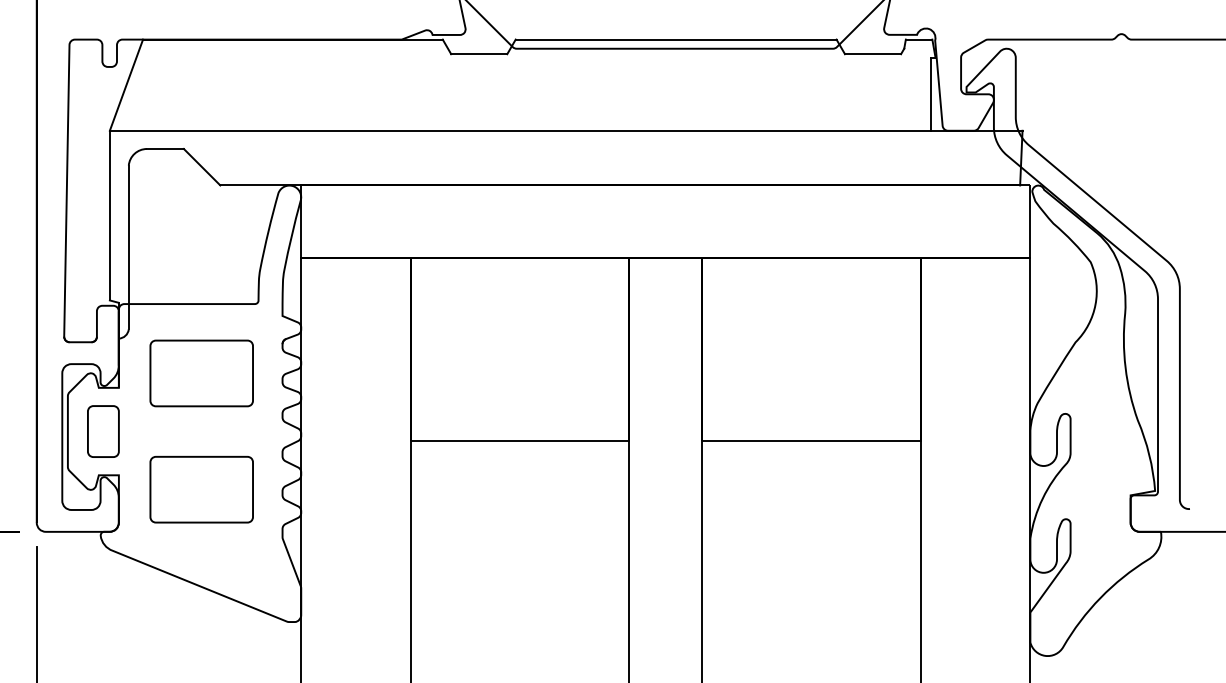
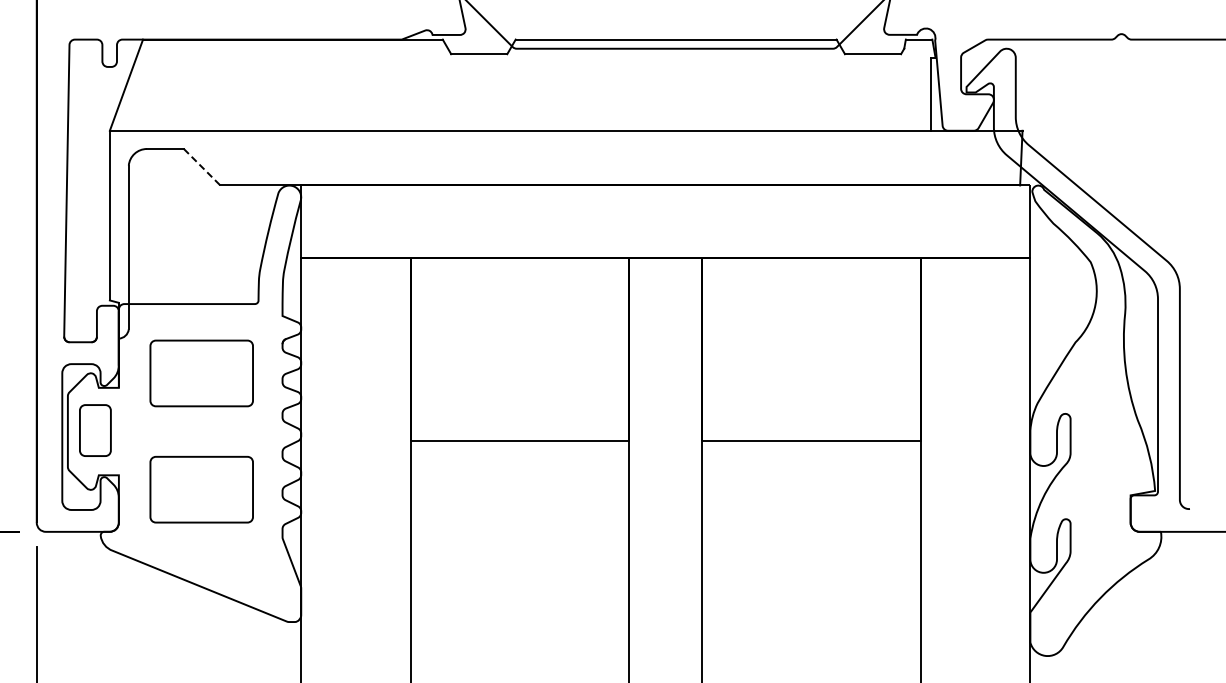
line: solid -> dashed (202, 167)
part position: (103, 431) -> (95, 430) (95, 430)
